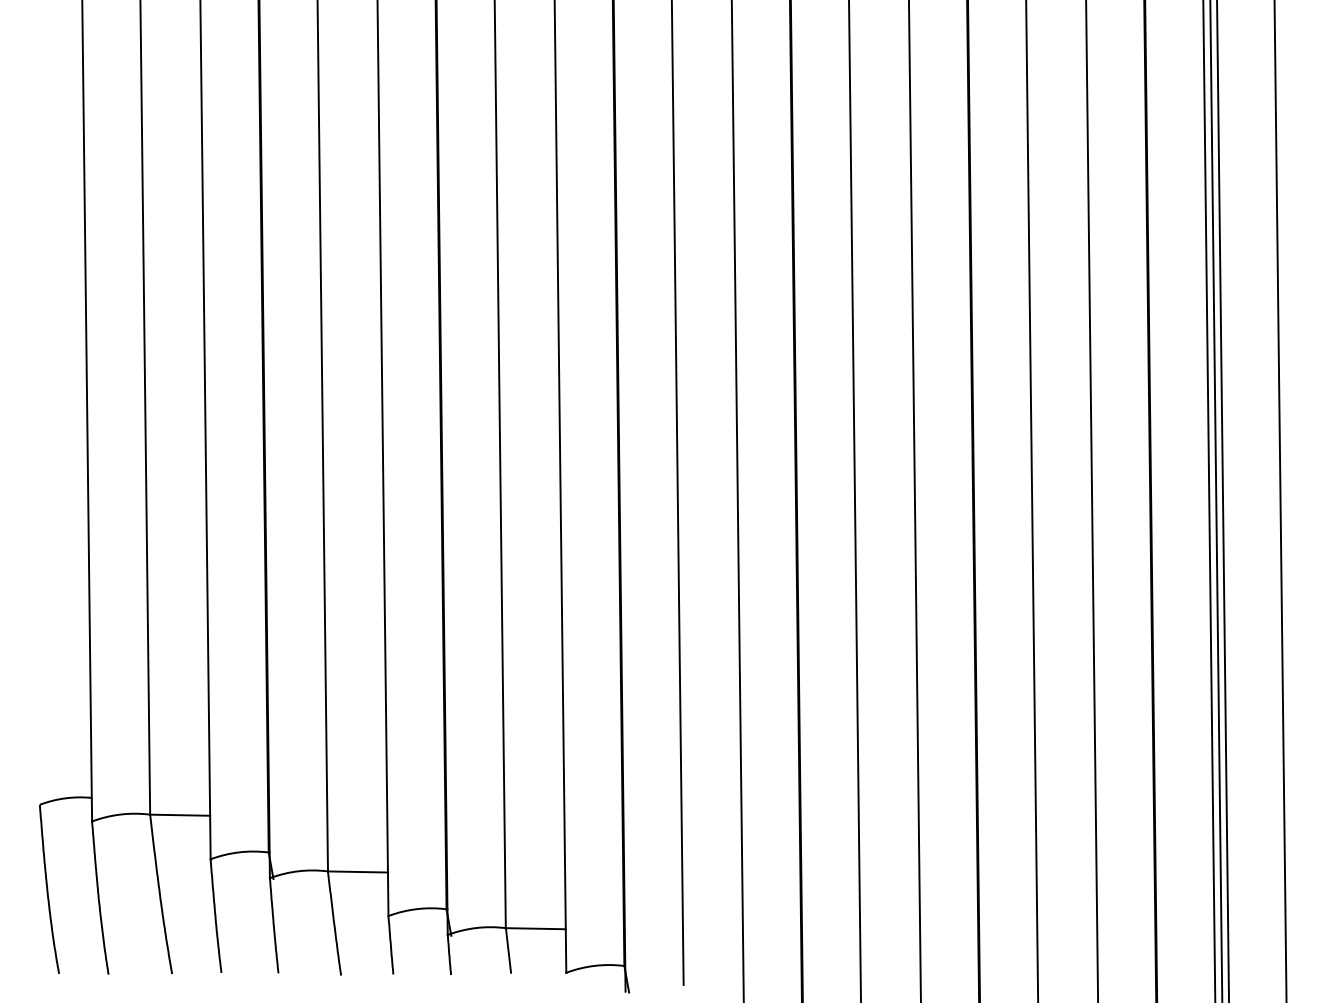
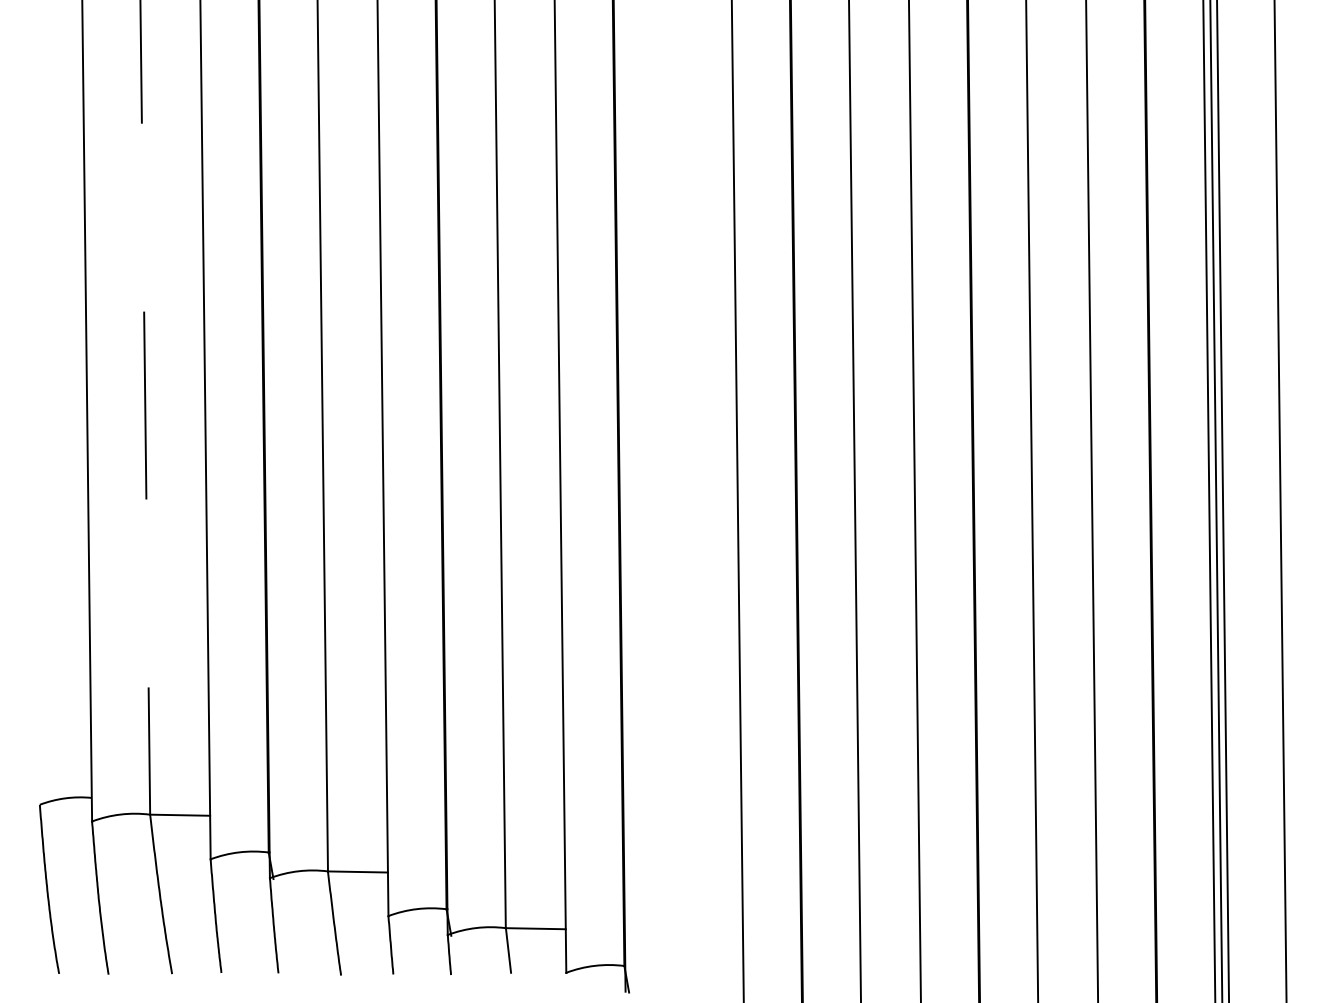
line: solid -> dashed (145, 408)
line: present -> none (677, 493)
